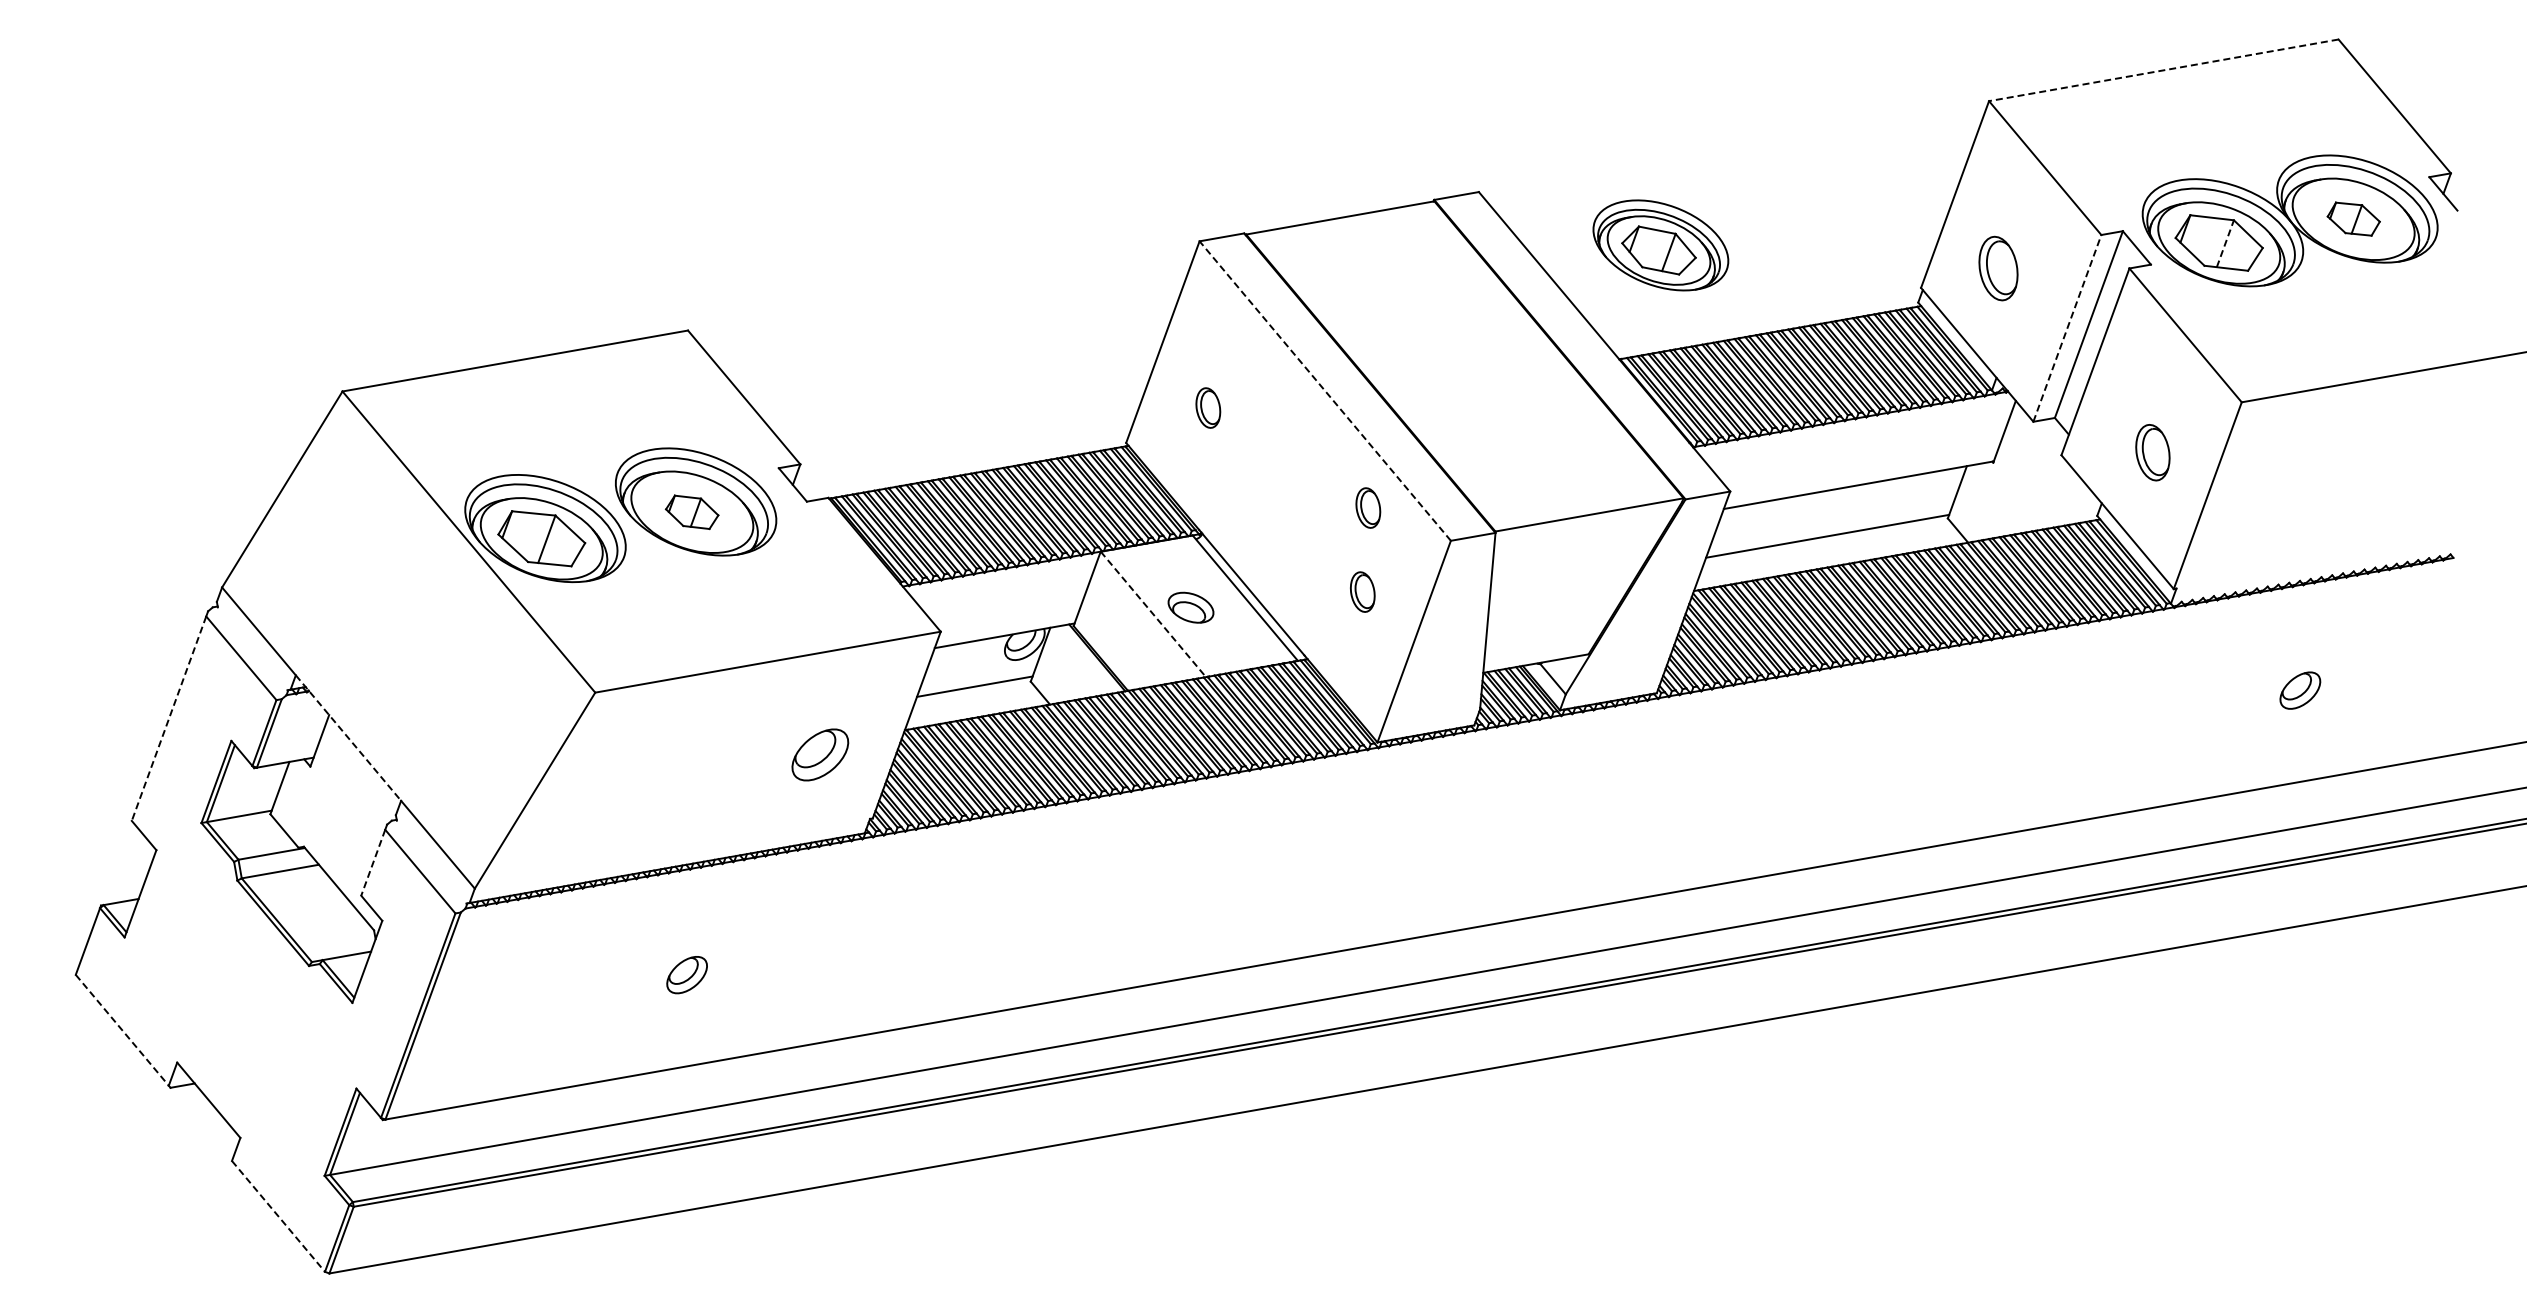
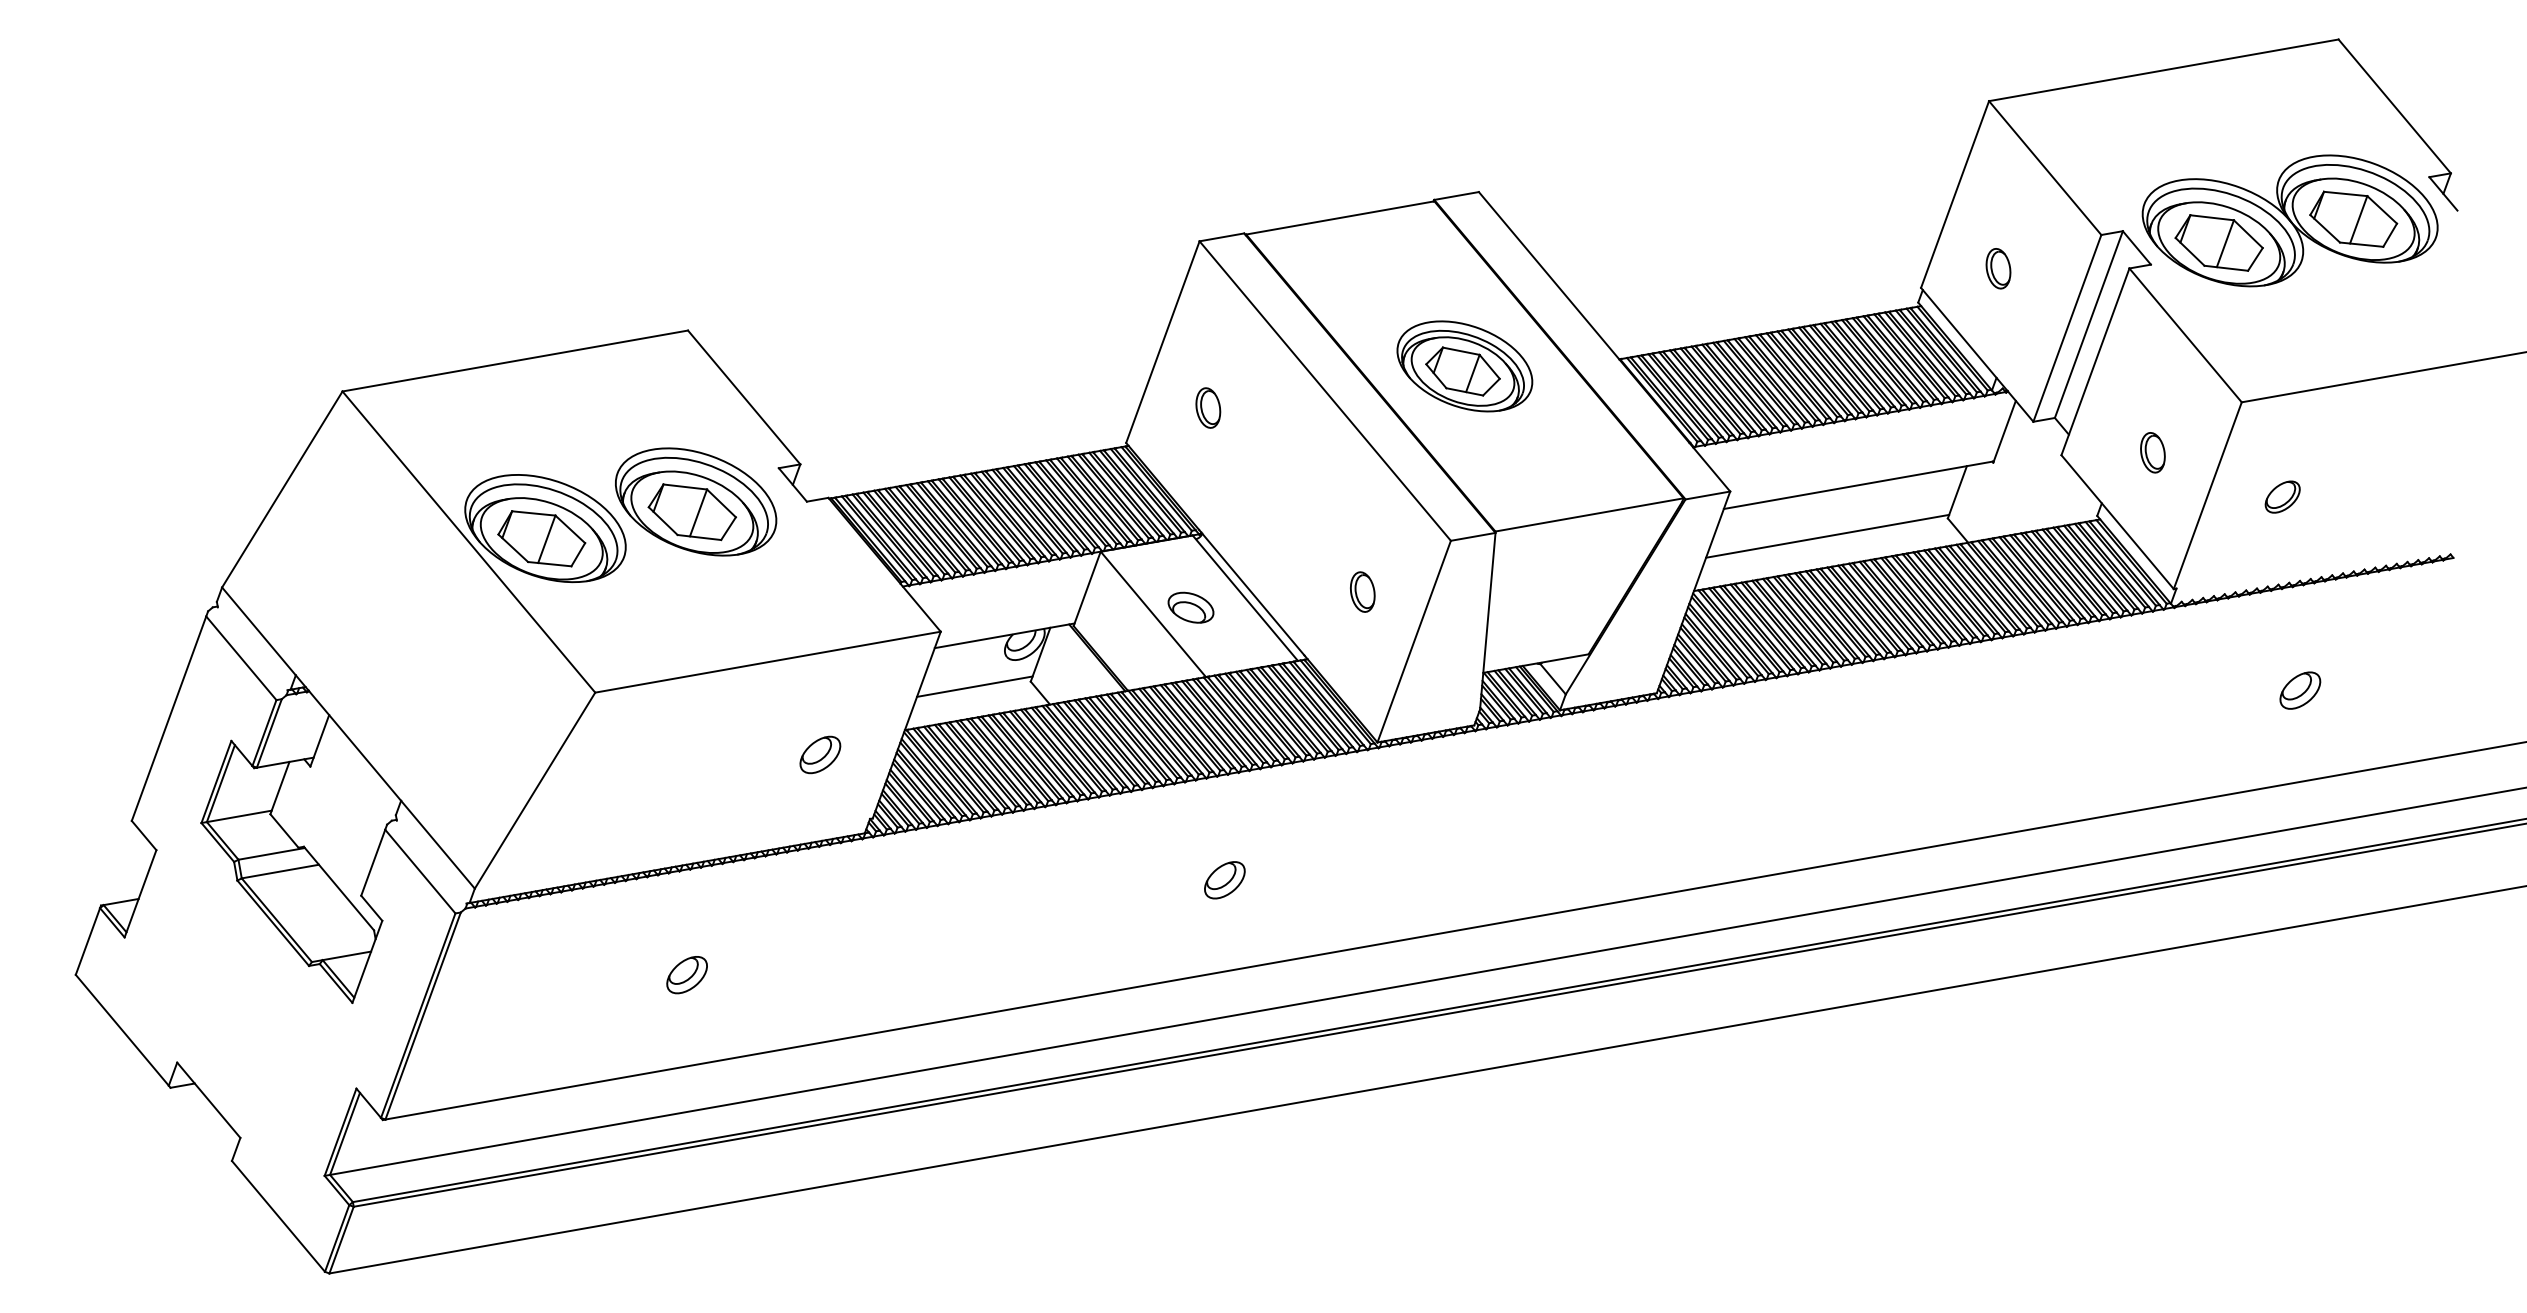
line: dashed -> solid (2163, 70)
part size: 55x36 px -> 90x58 px (2353, 218)
line: dashed -> solid (2225, 243)
part position: (1660, 245) -> (1464, 366) (1464, 366)
part size: 41x67 px -> 27x42 px (1998, 268)
line: dashed -> solid (2067, 327)
line: dashed -> solid (1324, 390)
part size: 36x58 px -> 26x42 px (2152, 452)
part: none -> present (2282, 496)
part: present -> none (1368, 507)
part size: 56x37 px -> 90x59 px (691, 512)
line: dashed -> solid (1153, 614)
line: dashed -> solid (169, 718)
line: dashed -> solid (348, 738)
part size: 59x54 px -> 43x40 px (820, 754)
line: dashed -> solid (373, 863)
part: none -> present (1224, 880)
line: dashed -> solid (122, 1030)
line: dashed -> solid (278, 1216)
